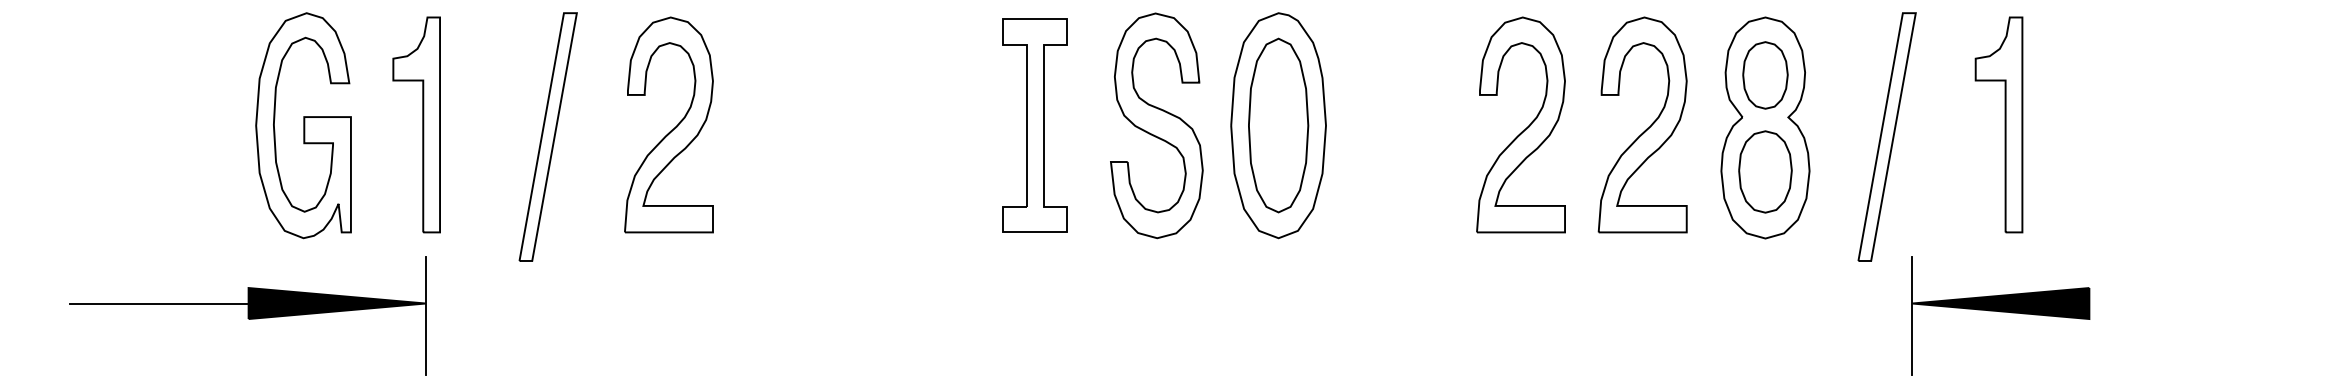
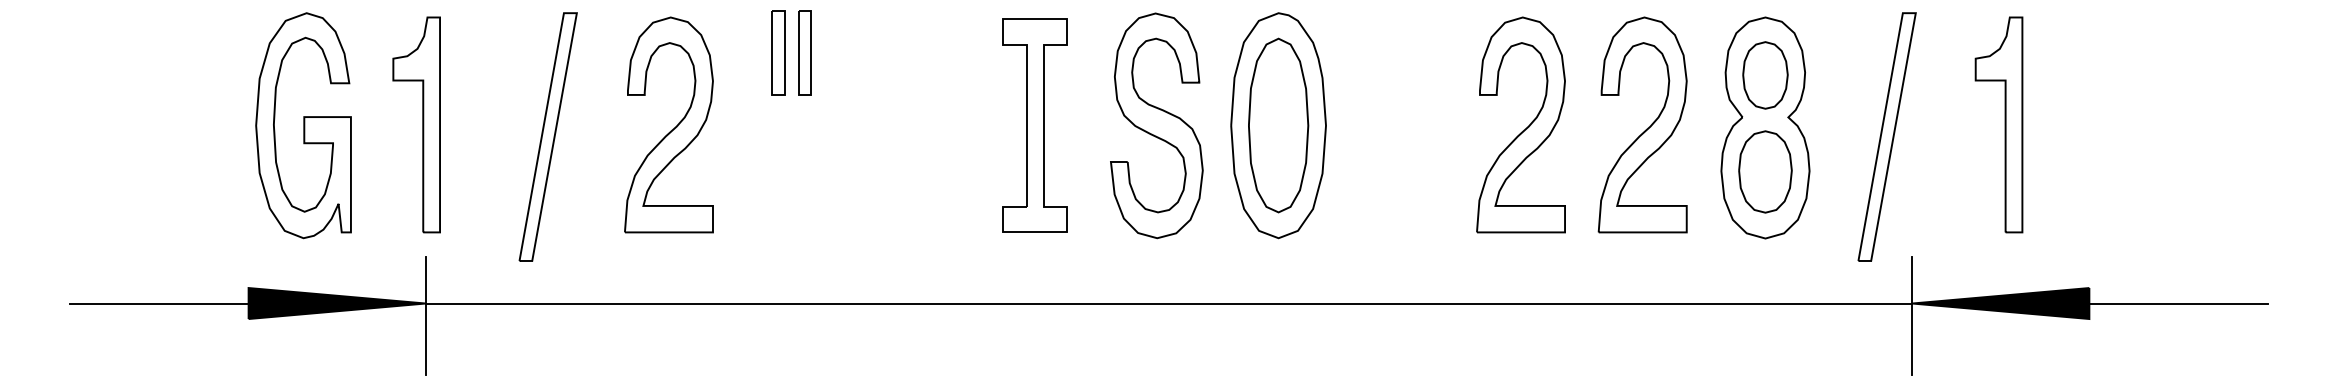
part: none -> present (778, 52)
part: none -> present (804, 52)
line: none -> present (1168, 303)
line: none -> present (2178, 303)
